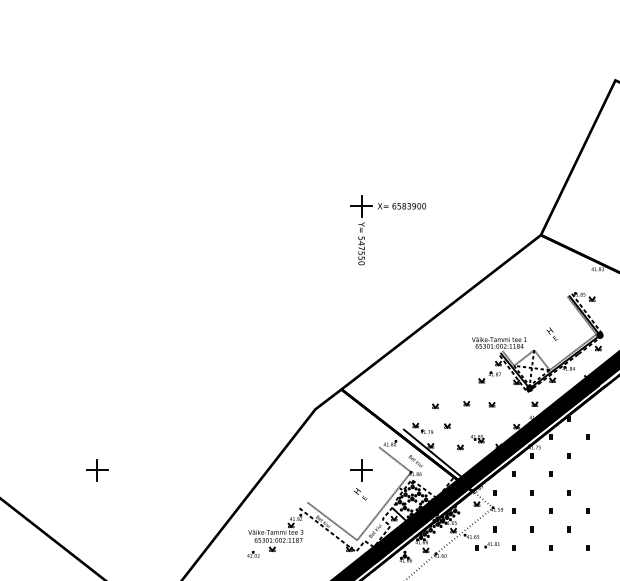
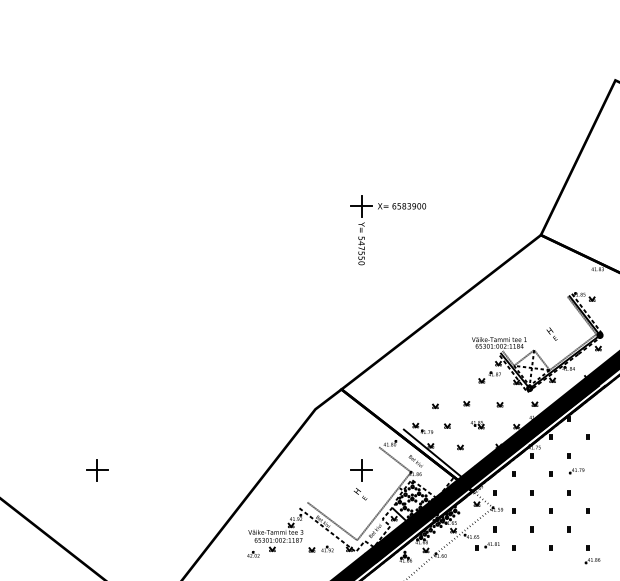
part position: (491, 404) -> (499, 404) (499, 404)
part position: (477, 439) -> (477, 425) (477, 425)
part: none -> present (576, 471)
part: none -> present (320, 548)
part: none -> present (592, 561)
